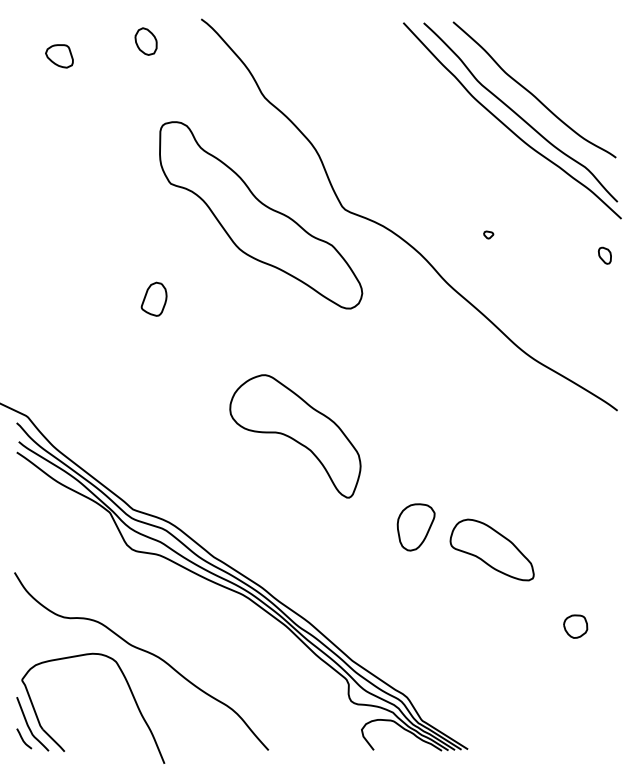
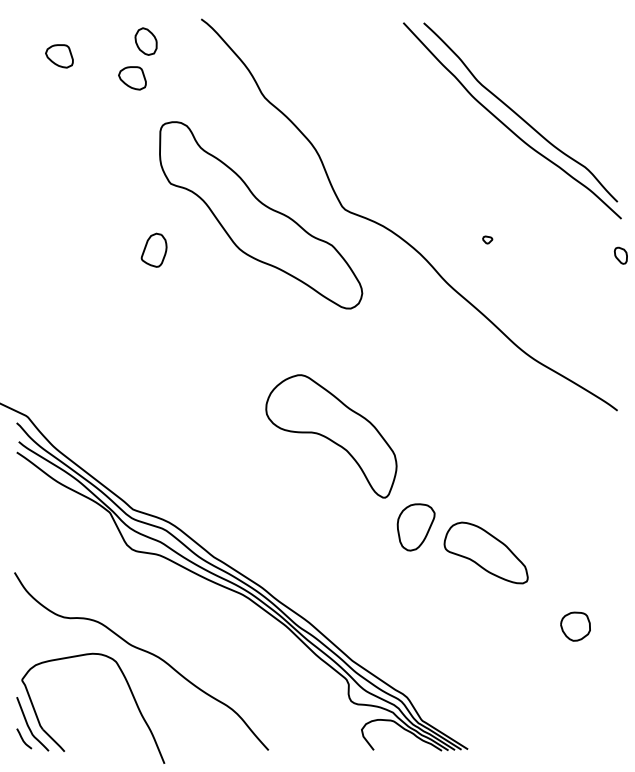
part: none -> present (132, 78)
curve: present -> none (531, 92)
part position: (488, 234) -> (487, 239) (487, 239)
part position: (604, 255) -> (620, 255) (620, 255)
part position: (153, 298) -> (153, 249) (153, 249)
part position: (295, 436) -> (331, 436) (331, 436)
part position: (491, 549) -> (485, 552) (485, 552)
part size: 26x25 px -> 31x31 px (575, 626)
